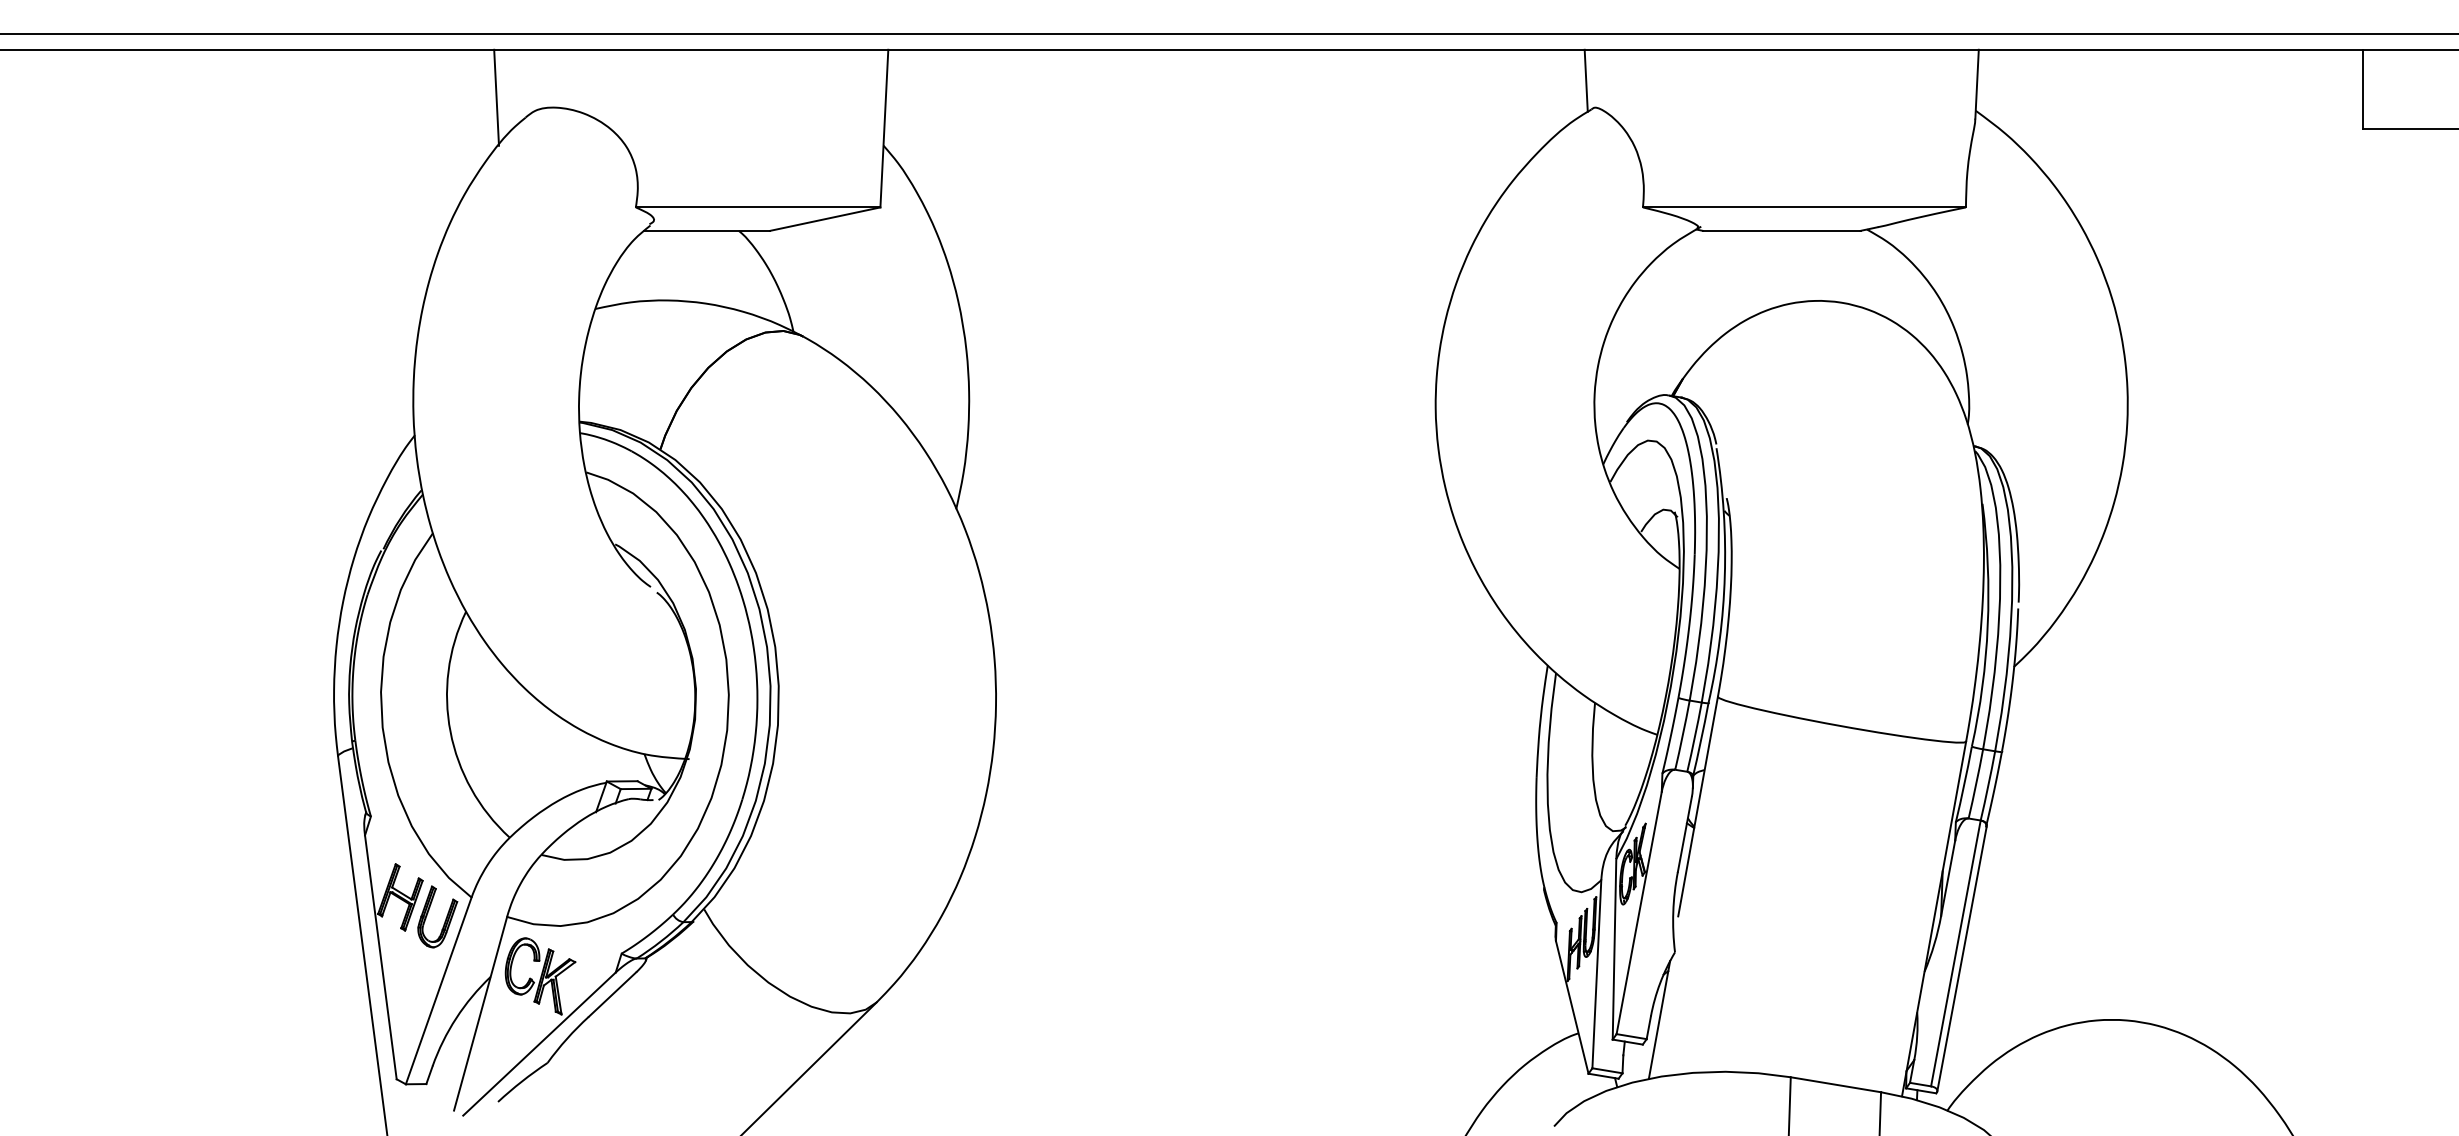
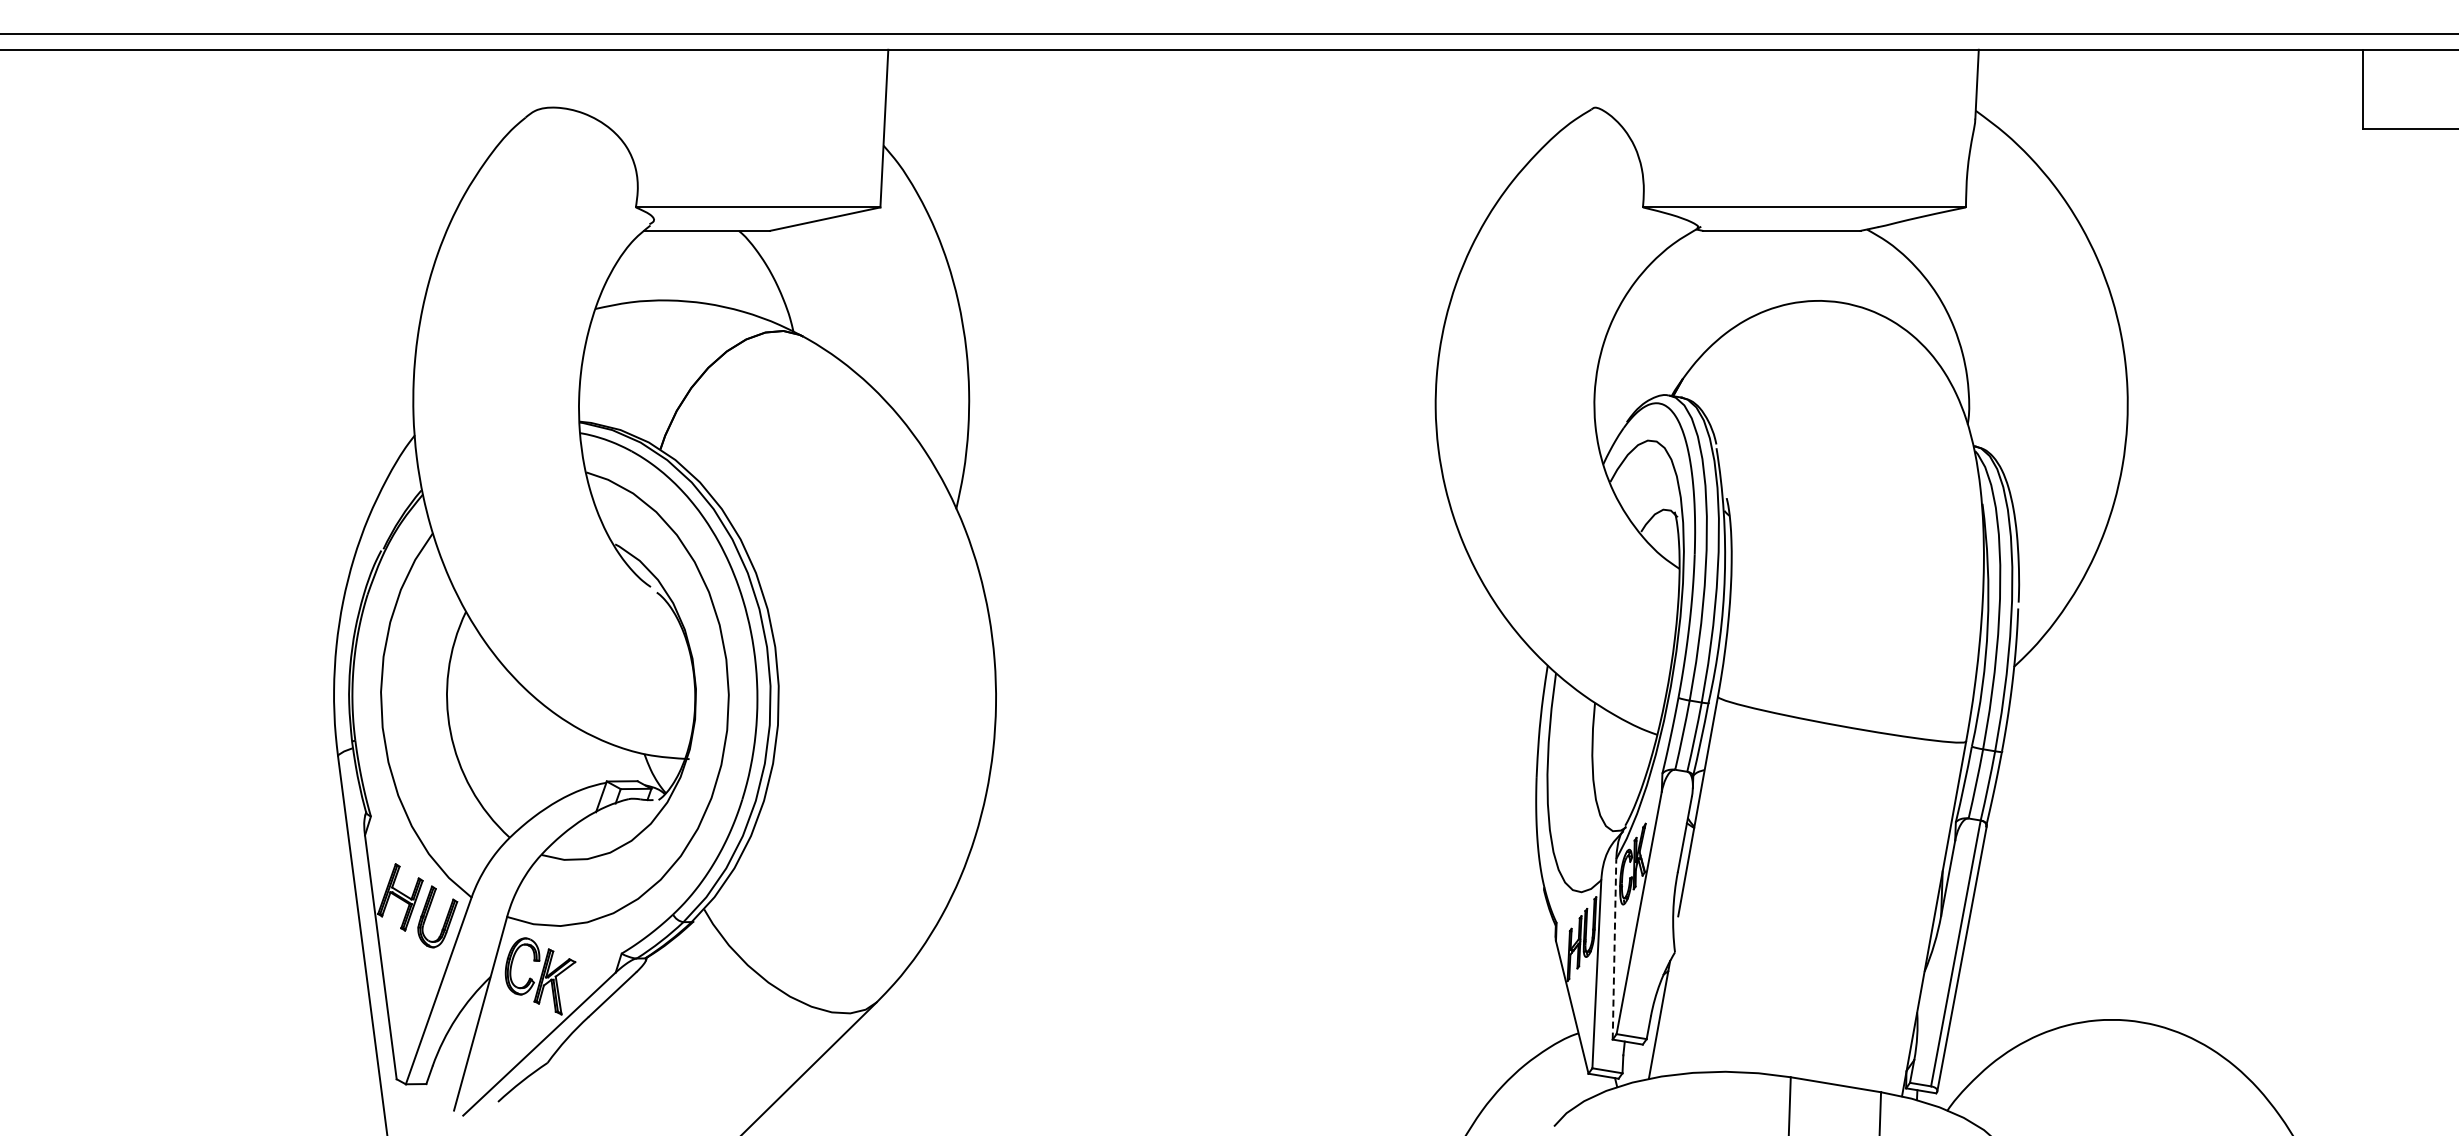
line: present -> none (1585, 80)
line: present -> none (496, 97)
line: solid -> dashed (1614, 948)
